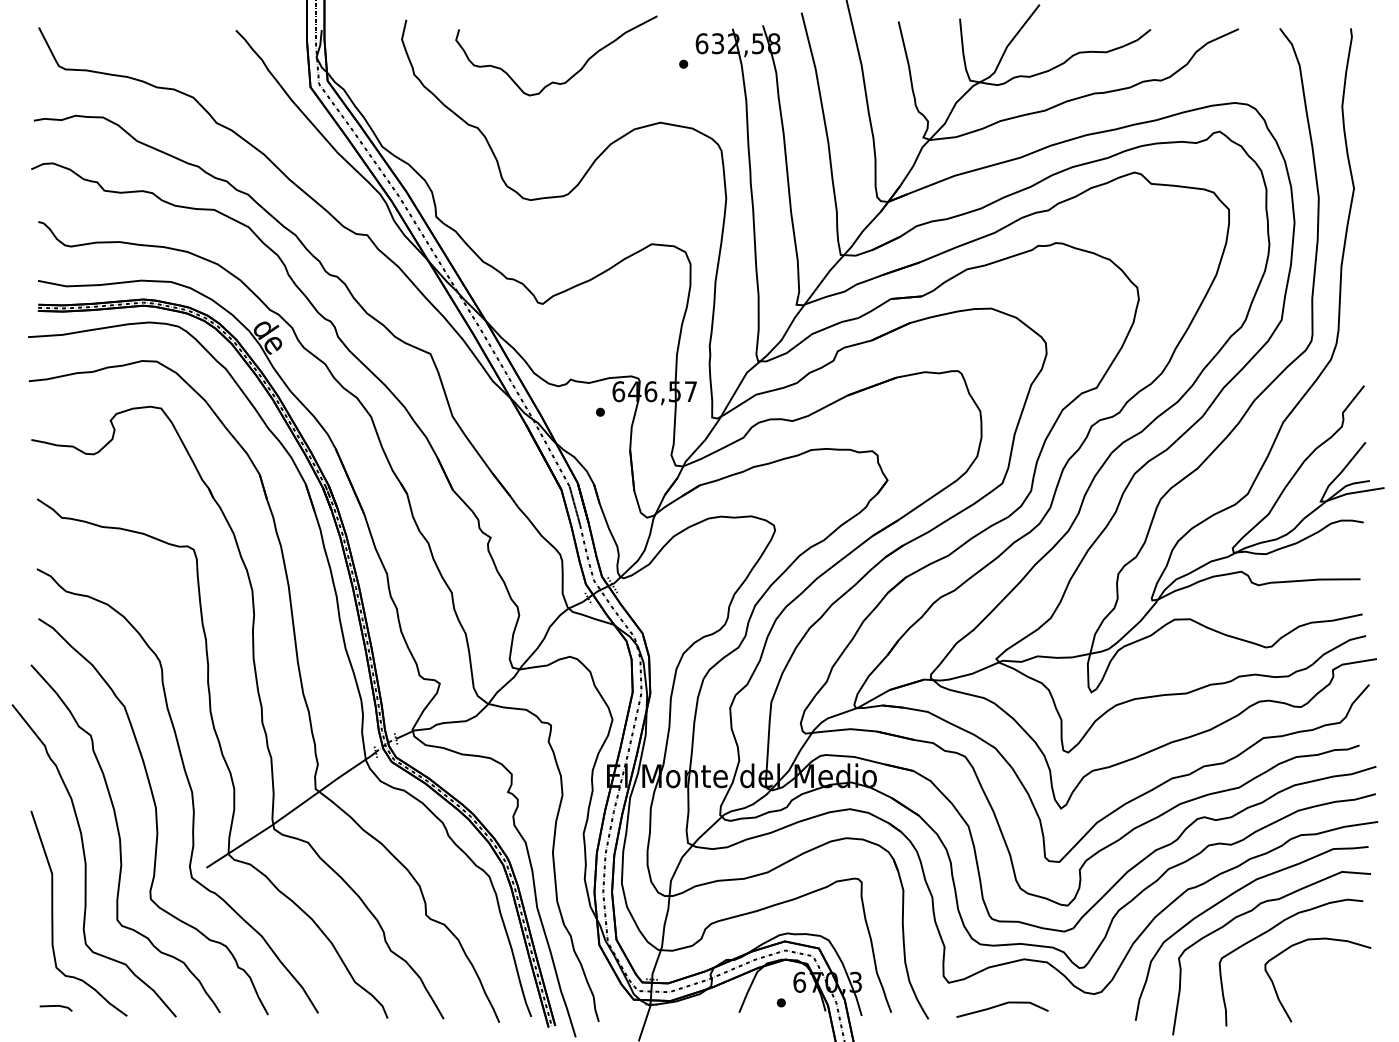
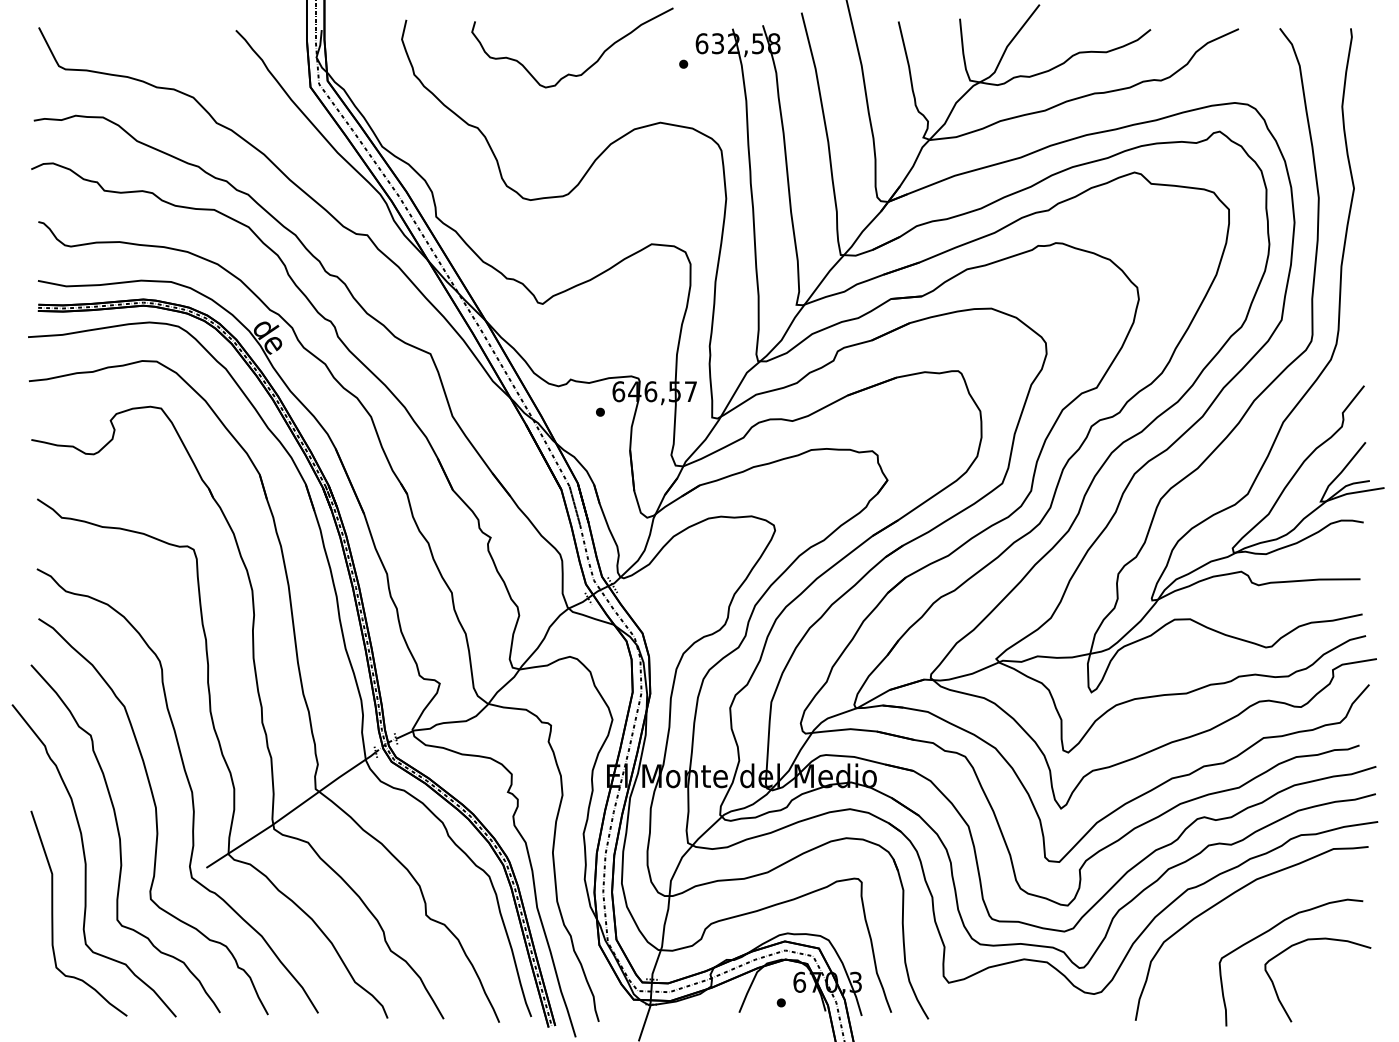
curve position: (574, 73) -> (590, 65) (590, 65)
curve: present -> none (1252, 911)
line: present -> none (1002, 1005)
line: present -> none (55, 1006)
